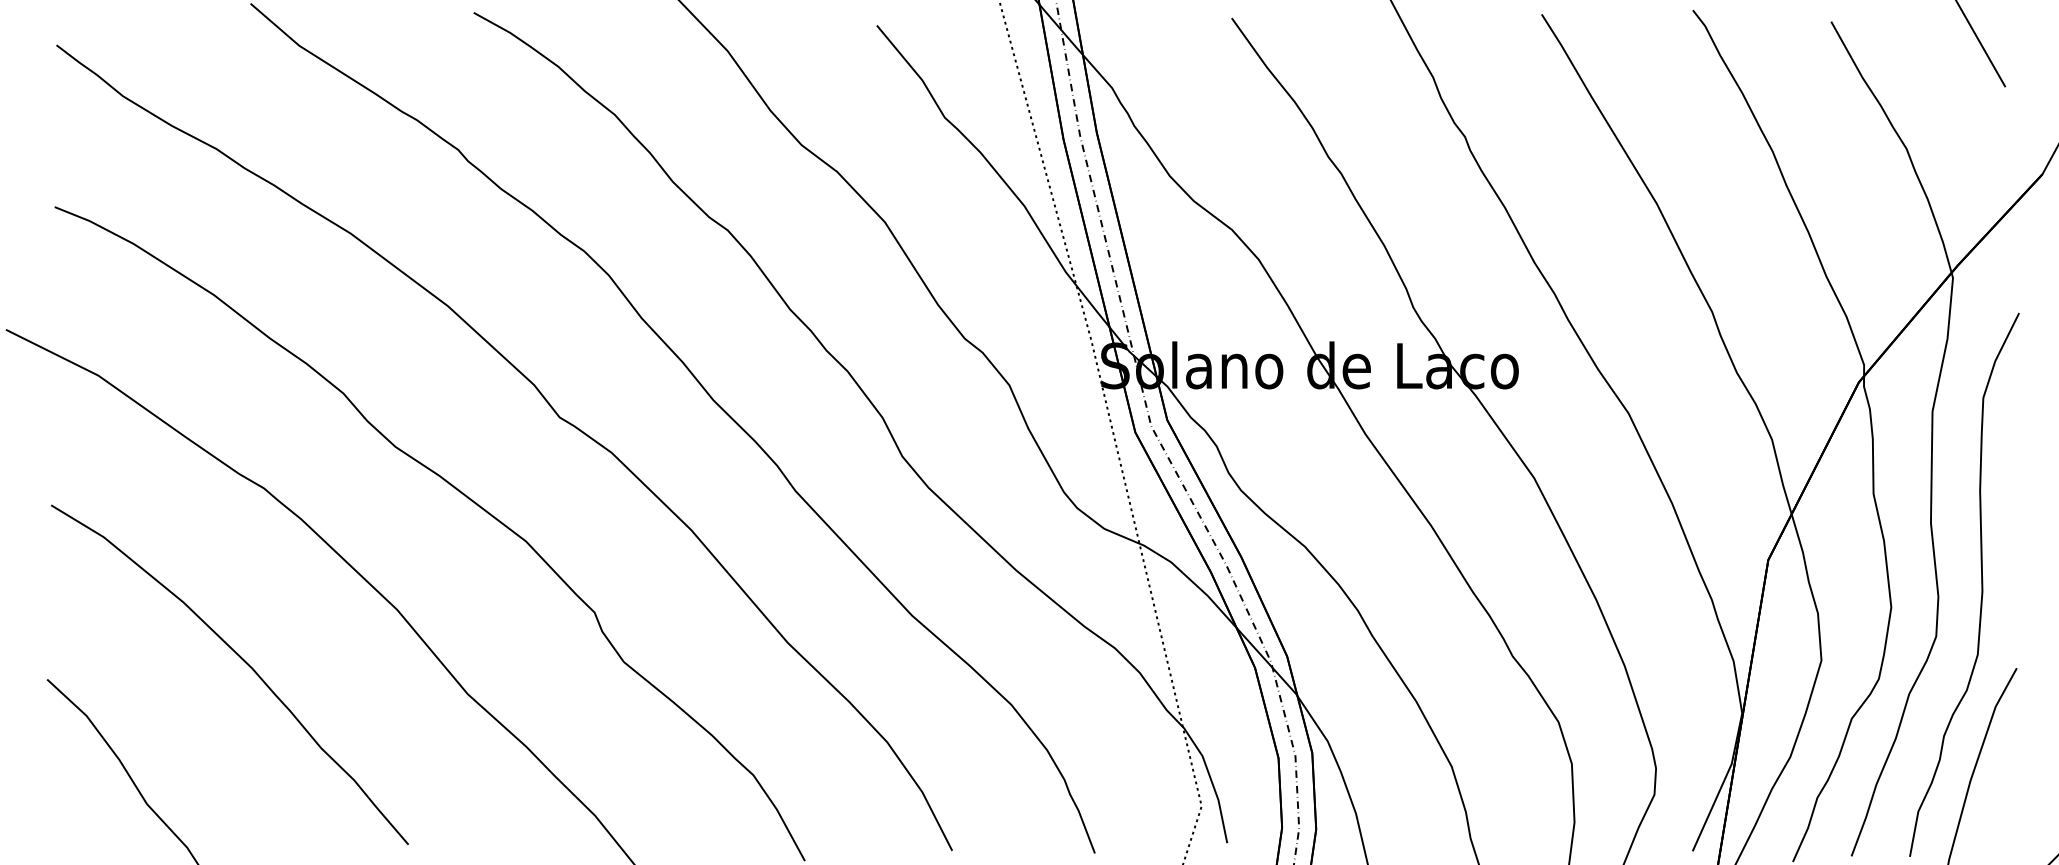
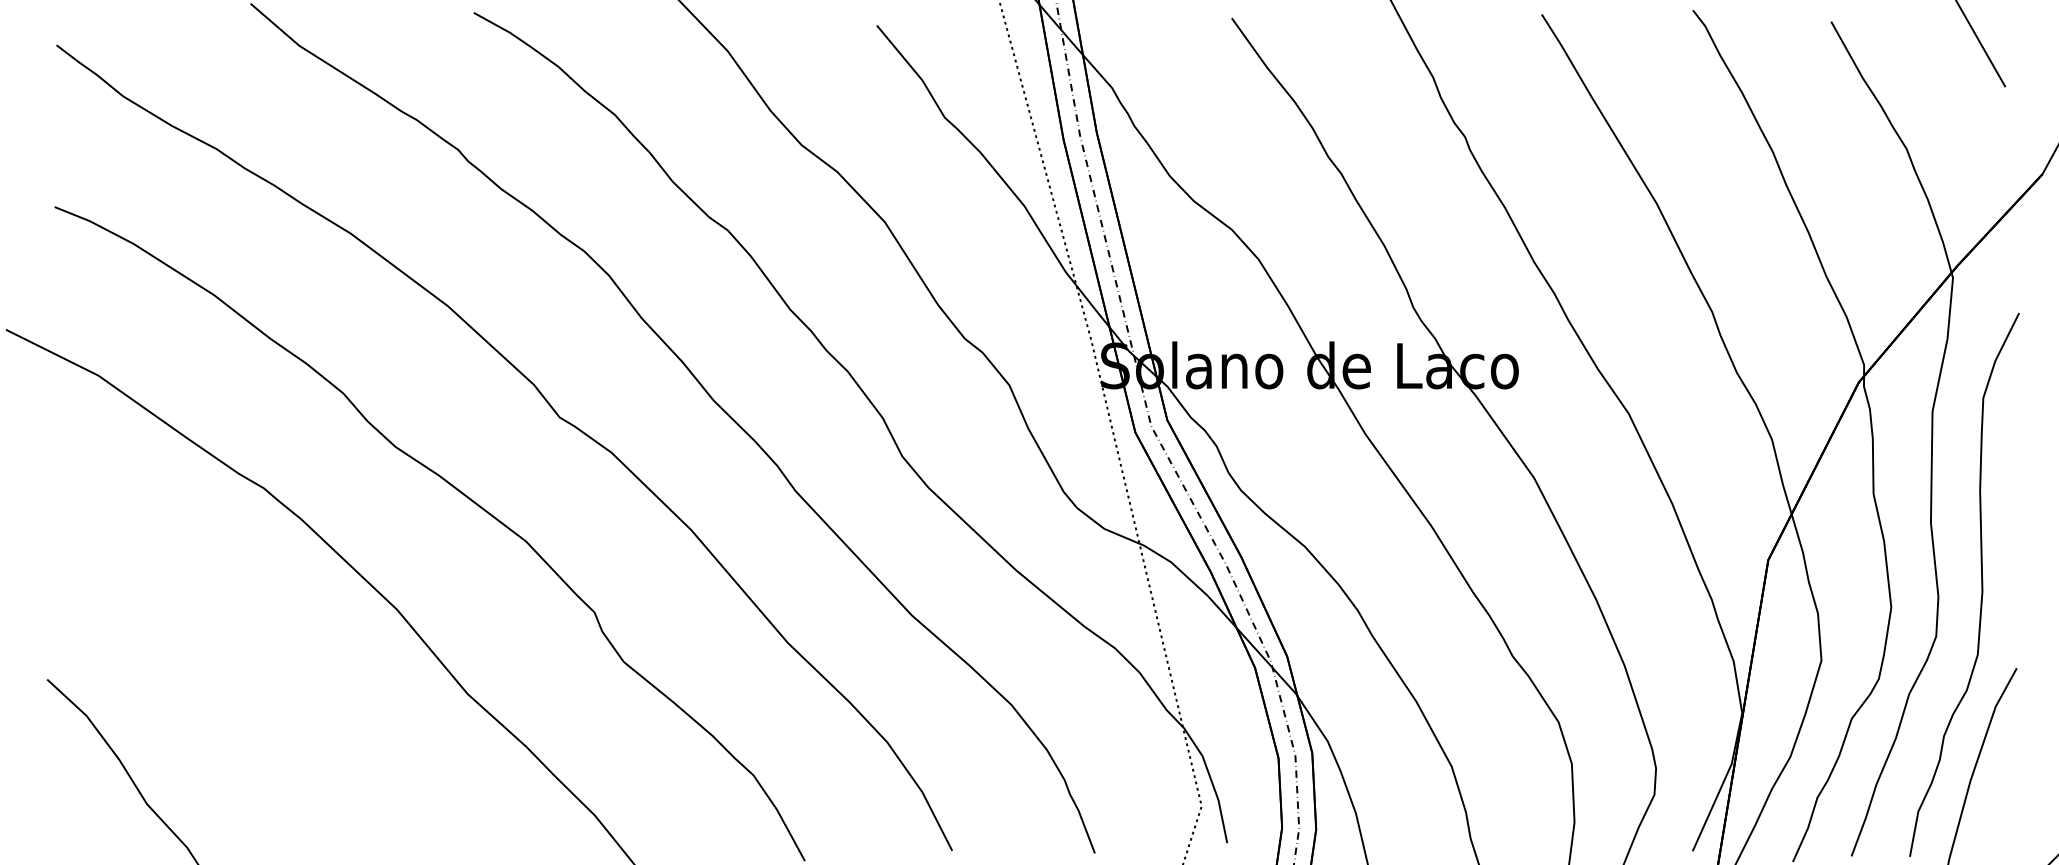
curve: present -> none (242, 660)
